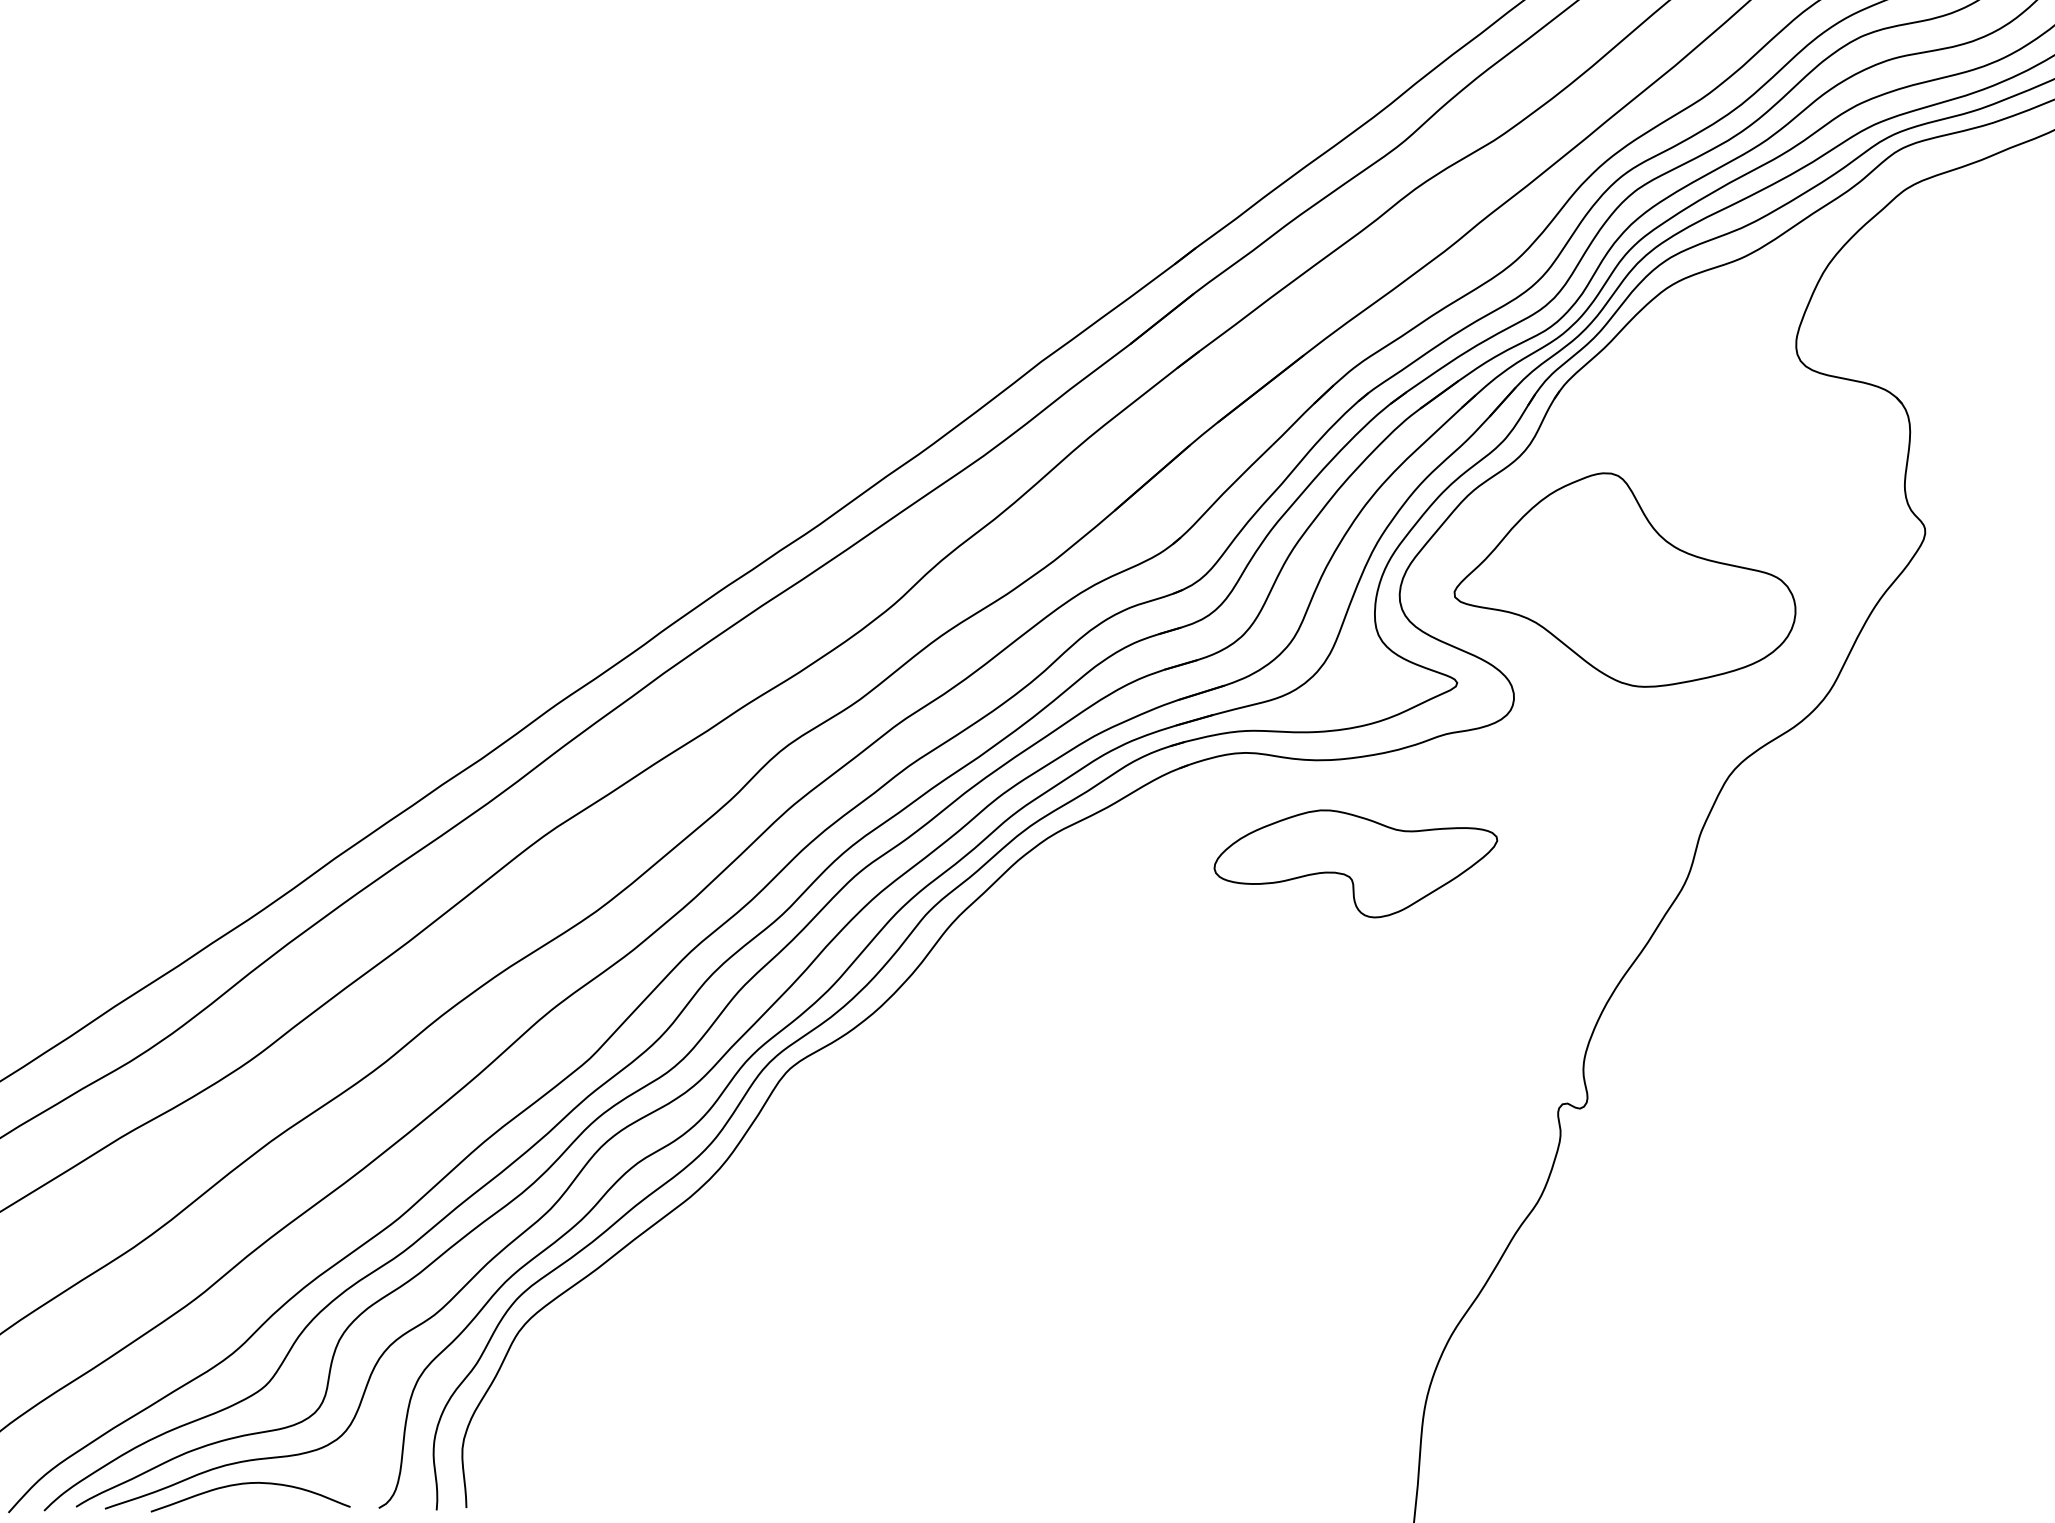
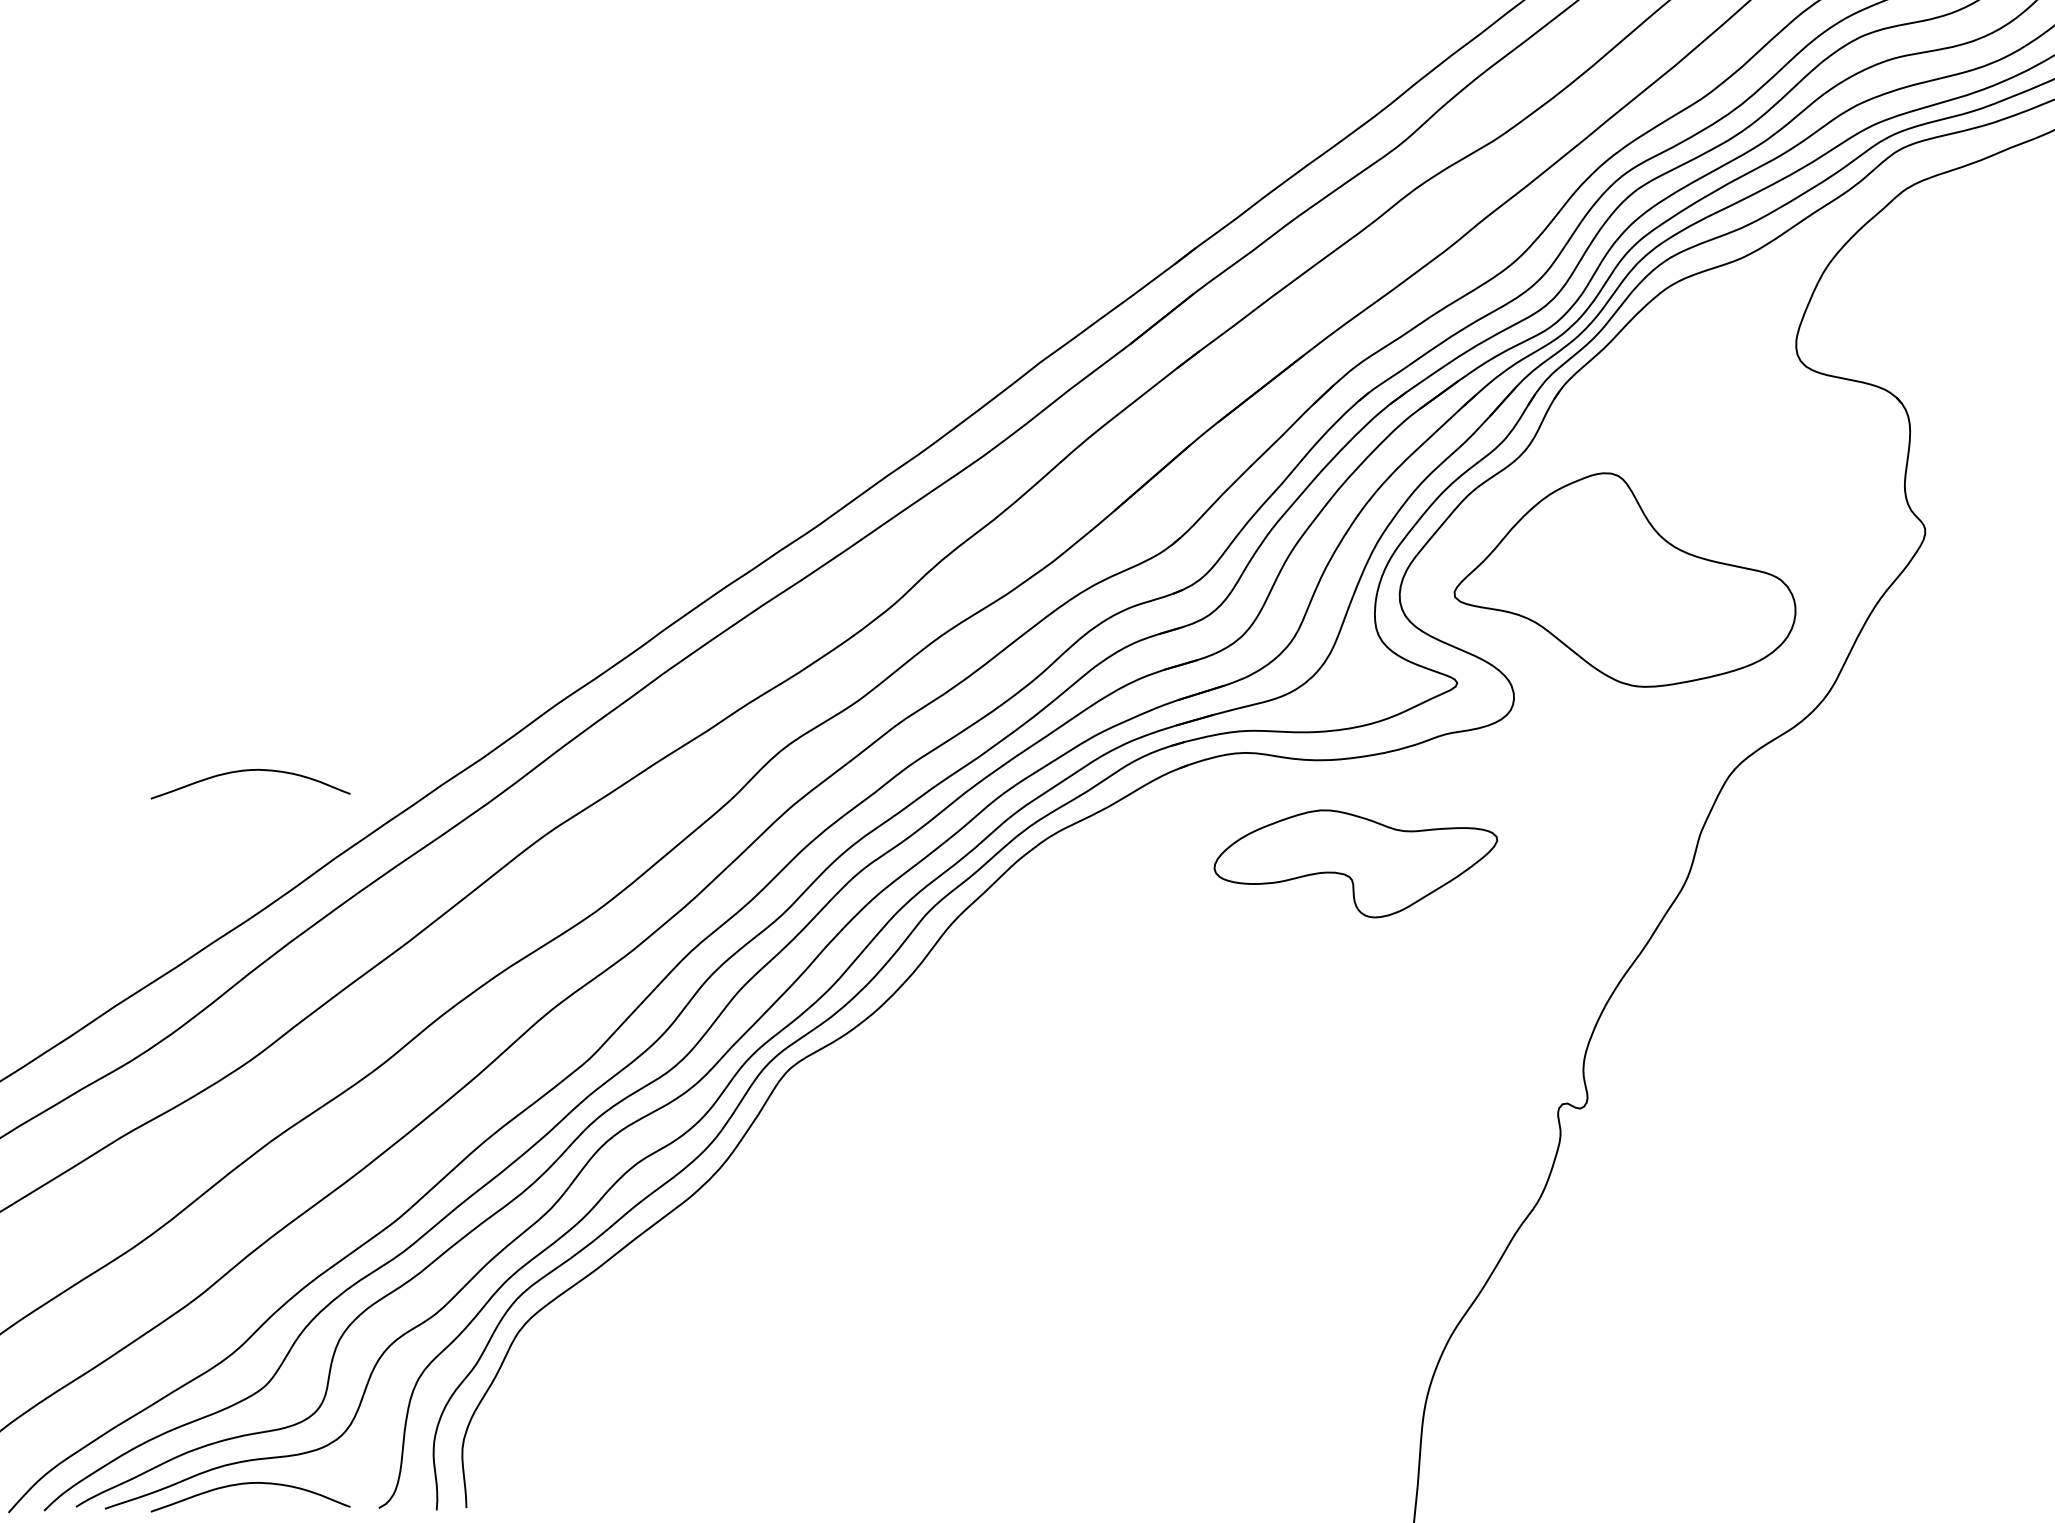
curve: none -> present (248, 771)
